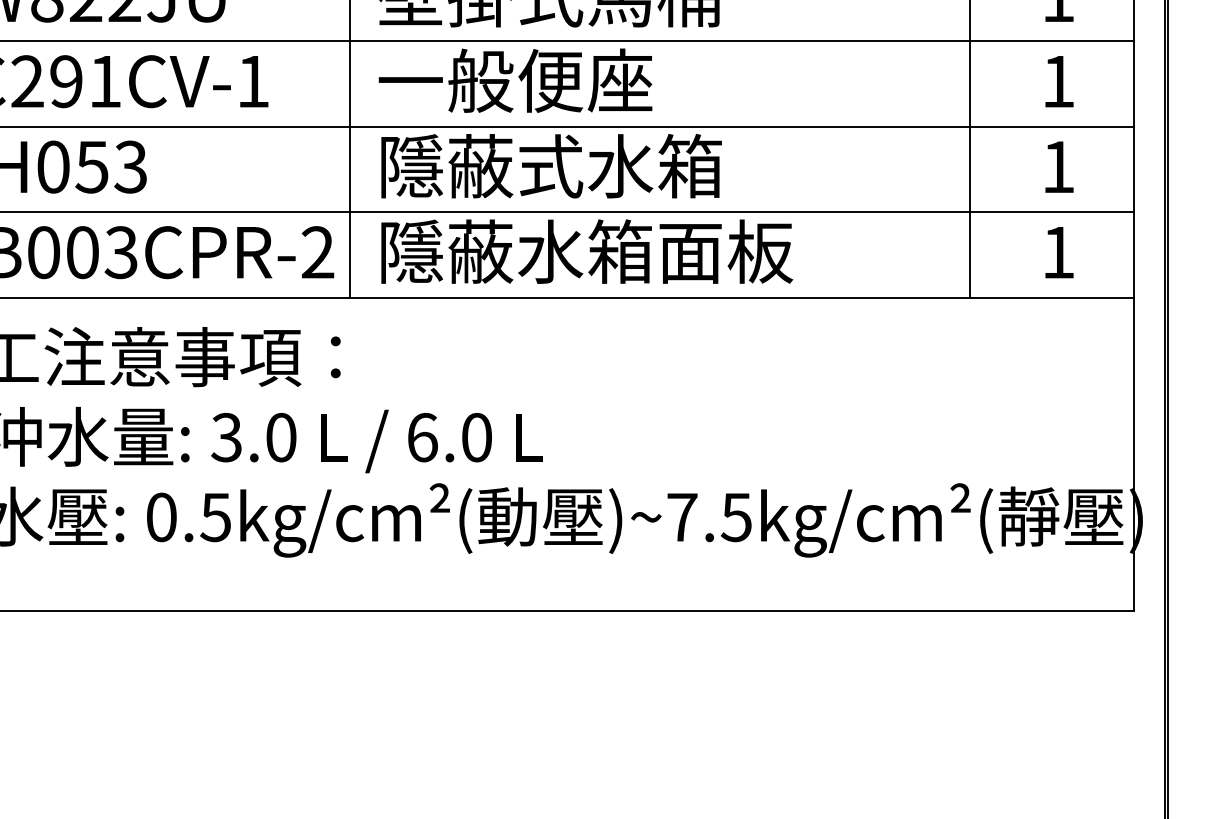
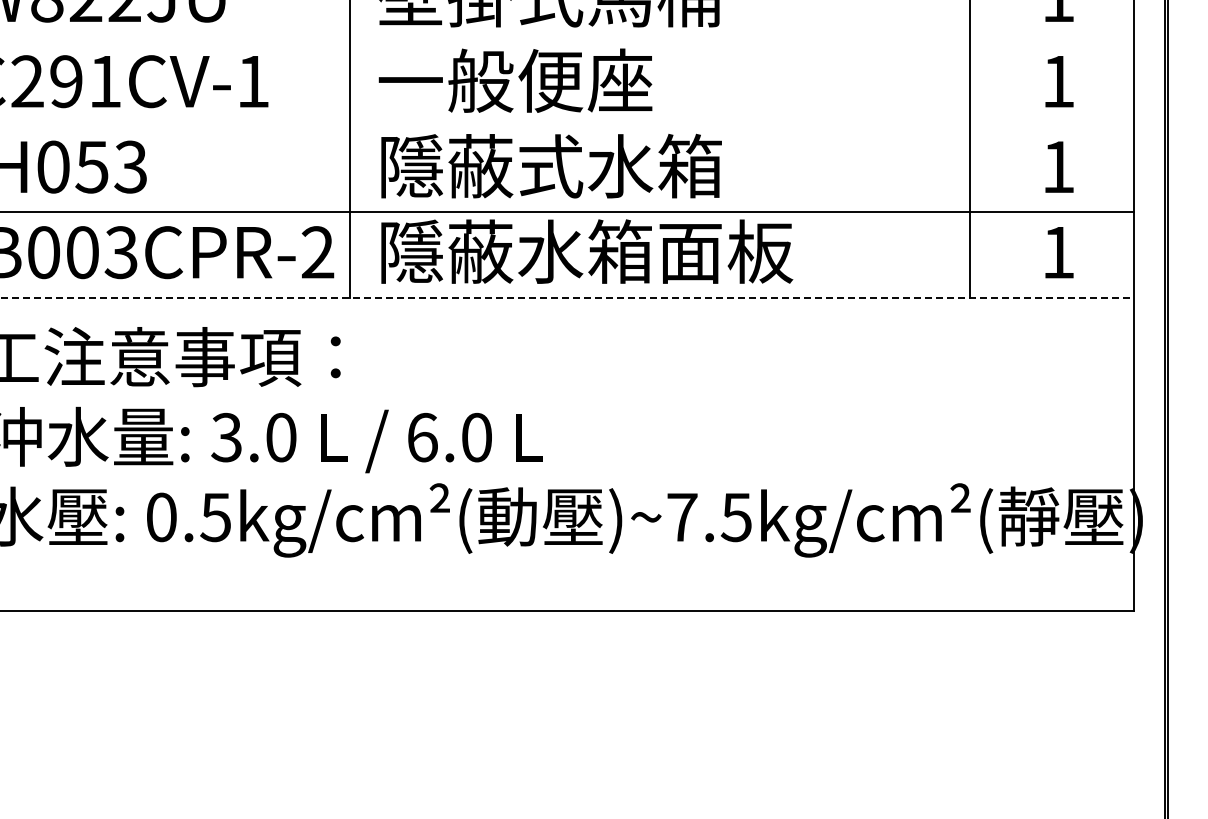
line: present -> none (567, 41)
line: present -> none (567, 126)
line: solid -> dashed (567, 297)
